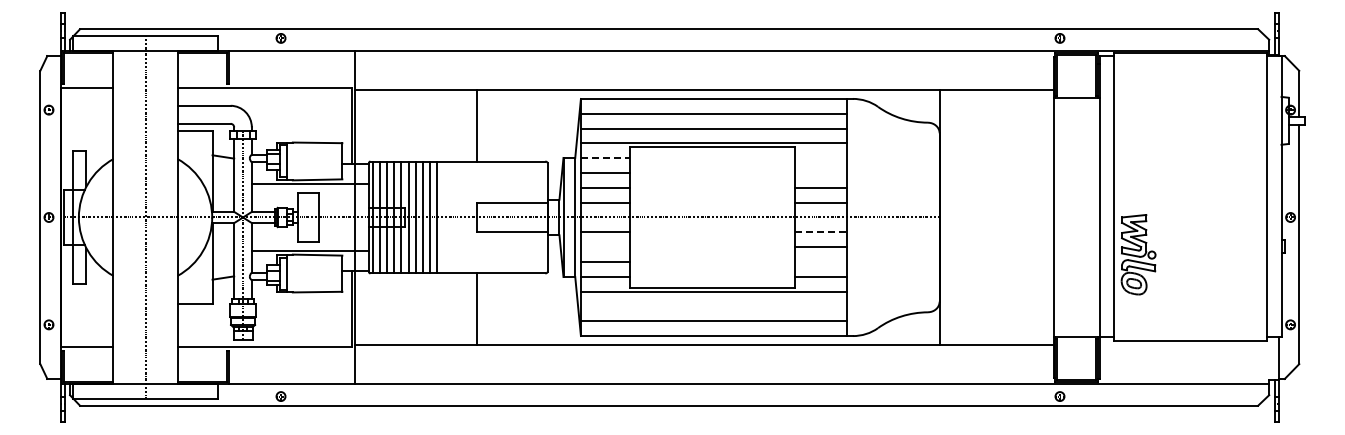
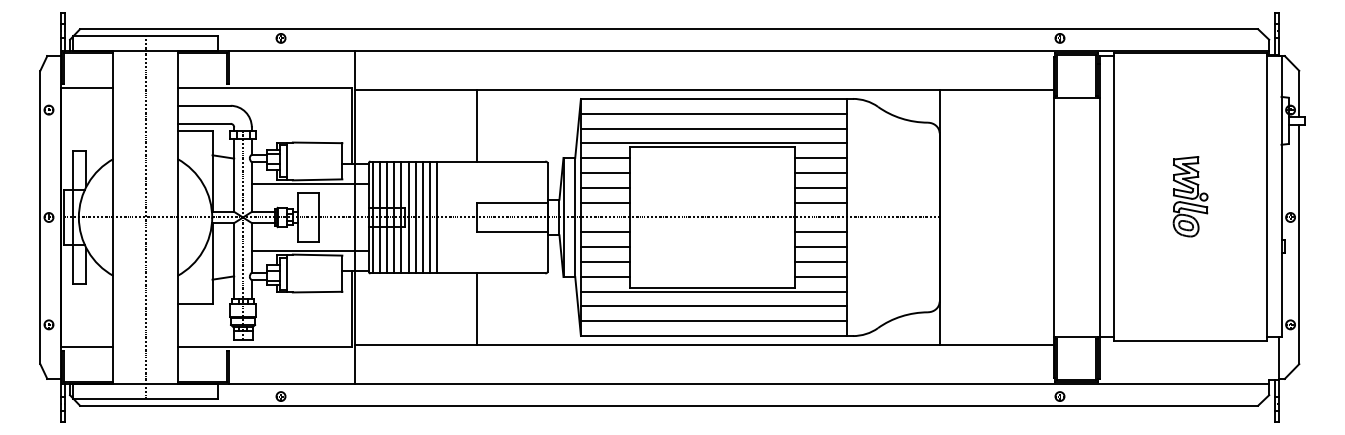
line: dashed -> solid (605, 158)
line: none -> present (820, 158)
line: none -> present (820, 173)
line: dashed -> solid (821, 232)
line: none -> present (605, 247)
part position: (1138, 254) -> (1190, 196) (1190, 196)
line: none -> present (820, 261)
line: none -> present (713, 306)
